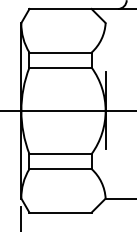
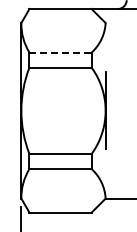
line: solid -> dashed (61, 52)
line: present -> none (67, 110)
